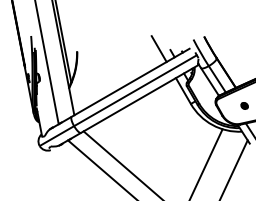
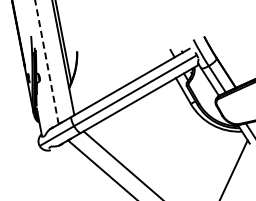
line: present -> none (158, 49)
line: solid -> dashed (46, 62)
part: present -> none (244, 105)
line: present -> none (206, 163)
